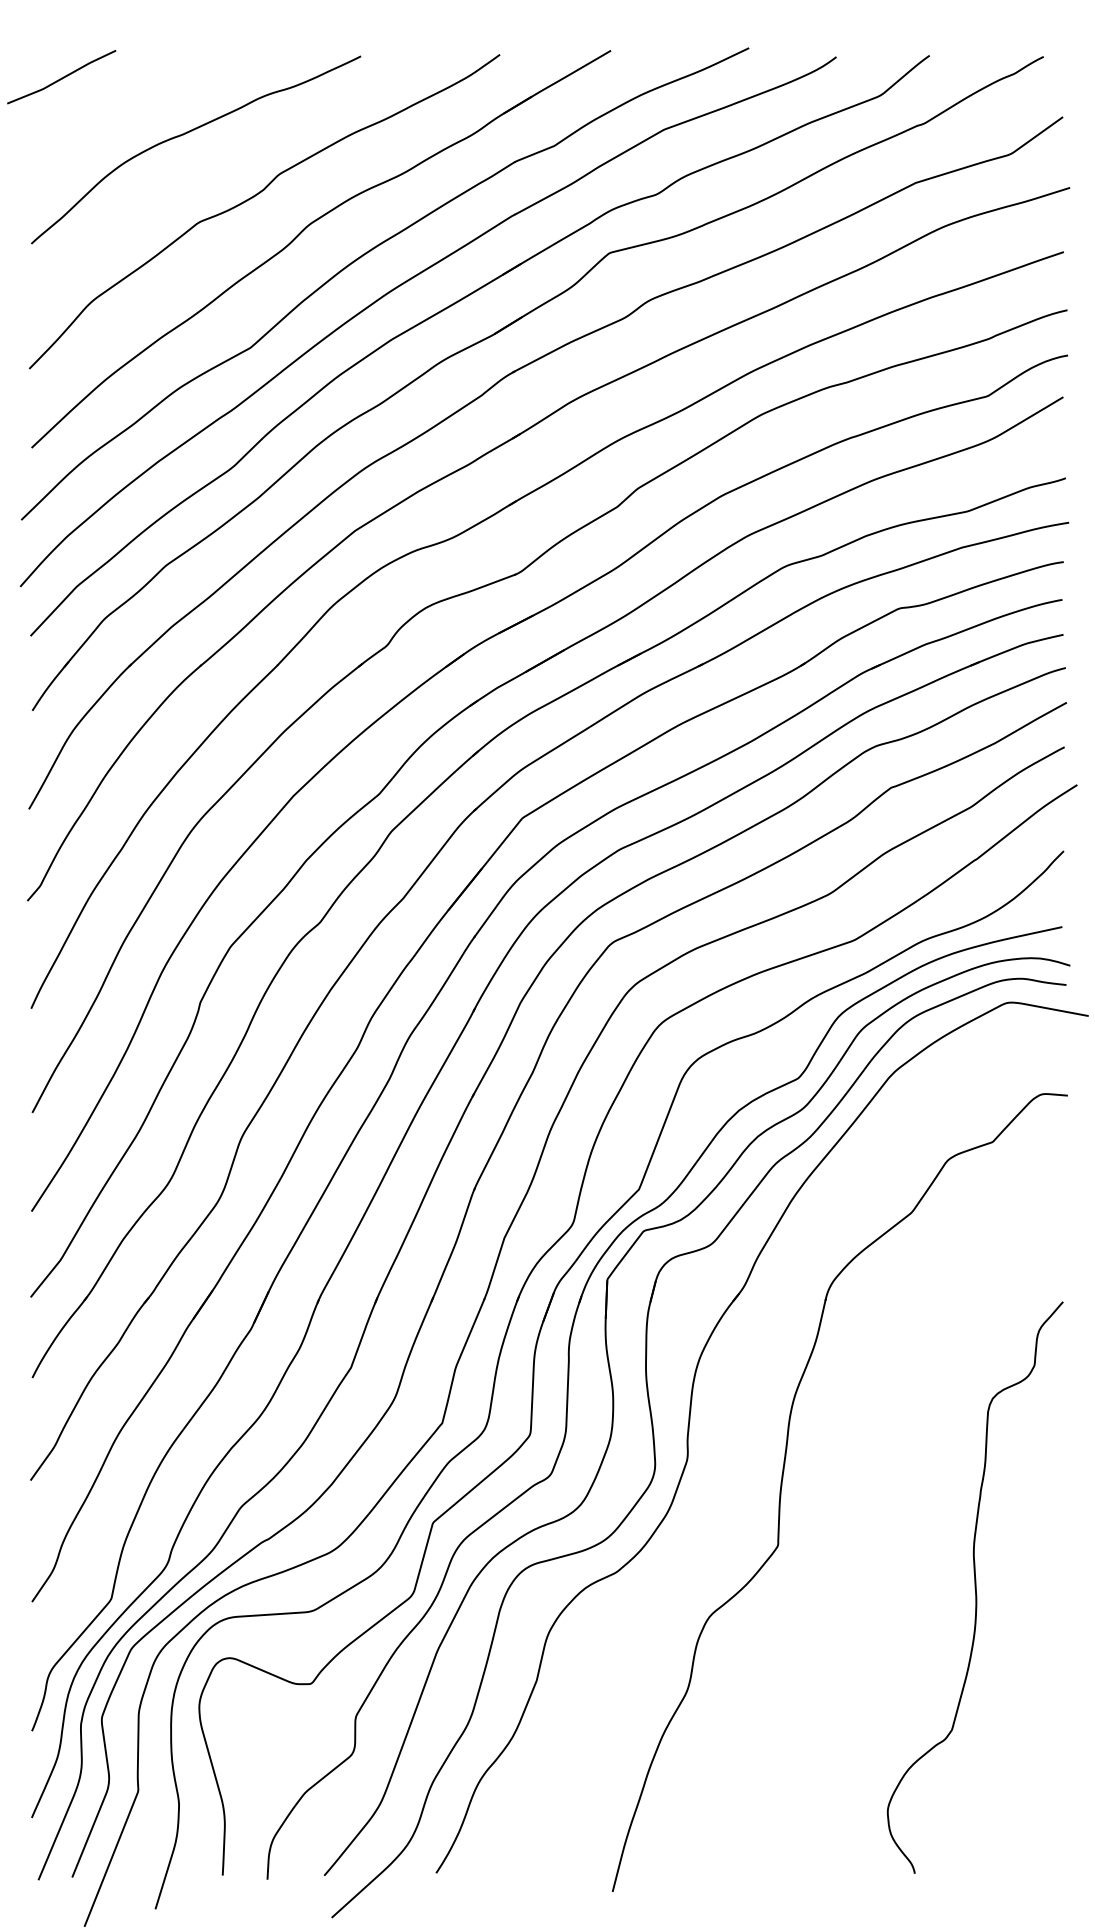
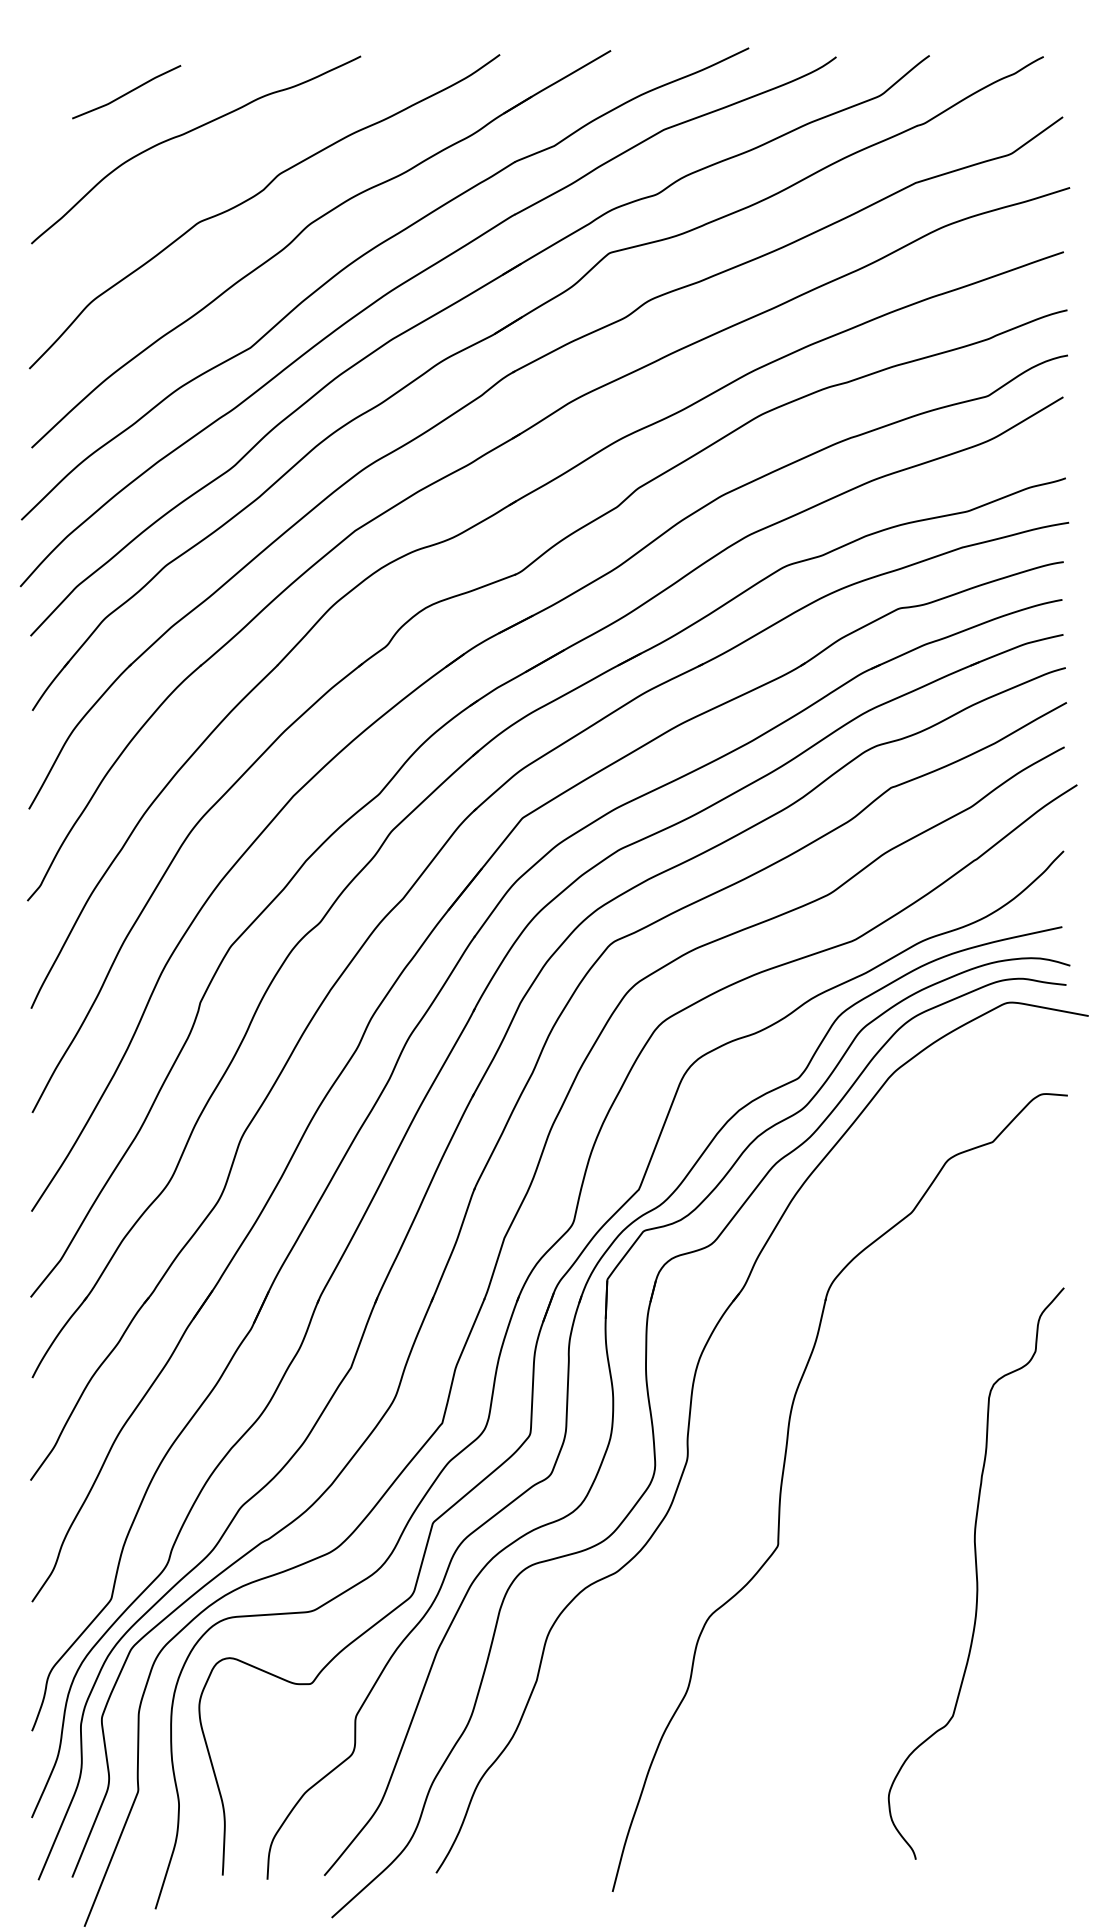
curve position: (61, 77) -> (126, 92) (126, 92)
curve position: (974, 1587) -> (975, 1573) (975, 1573)
